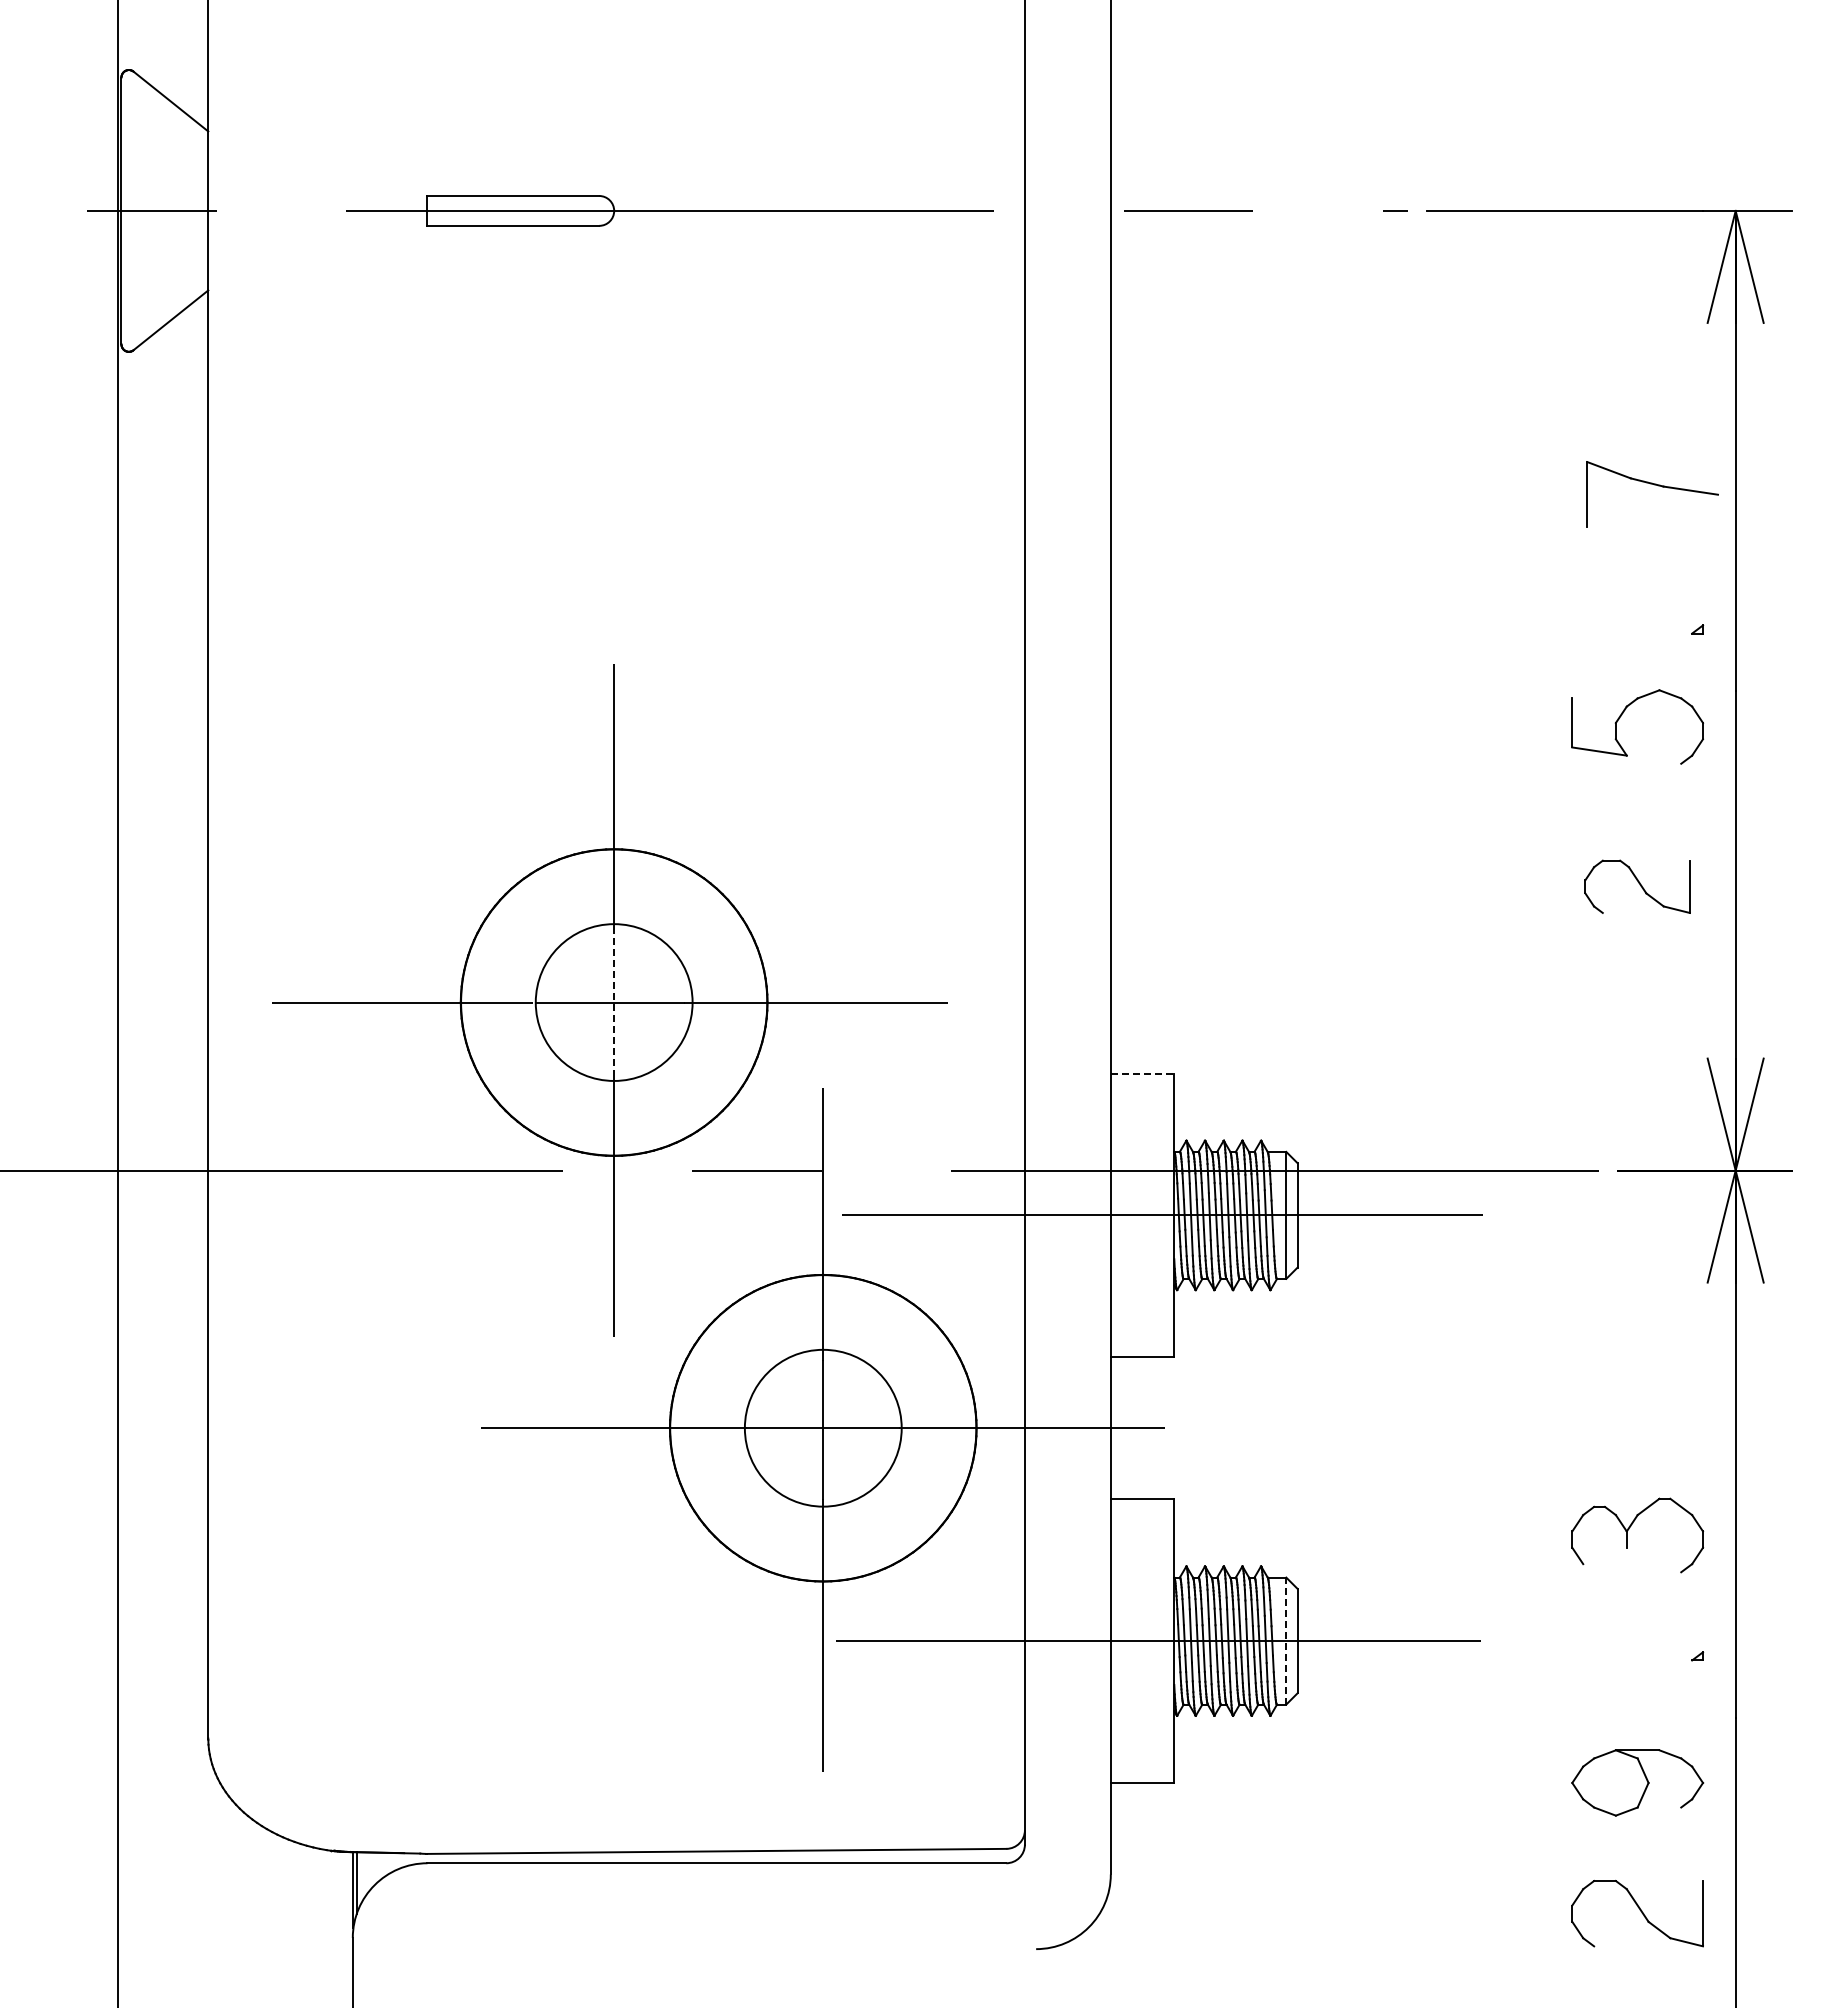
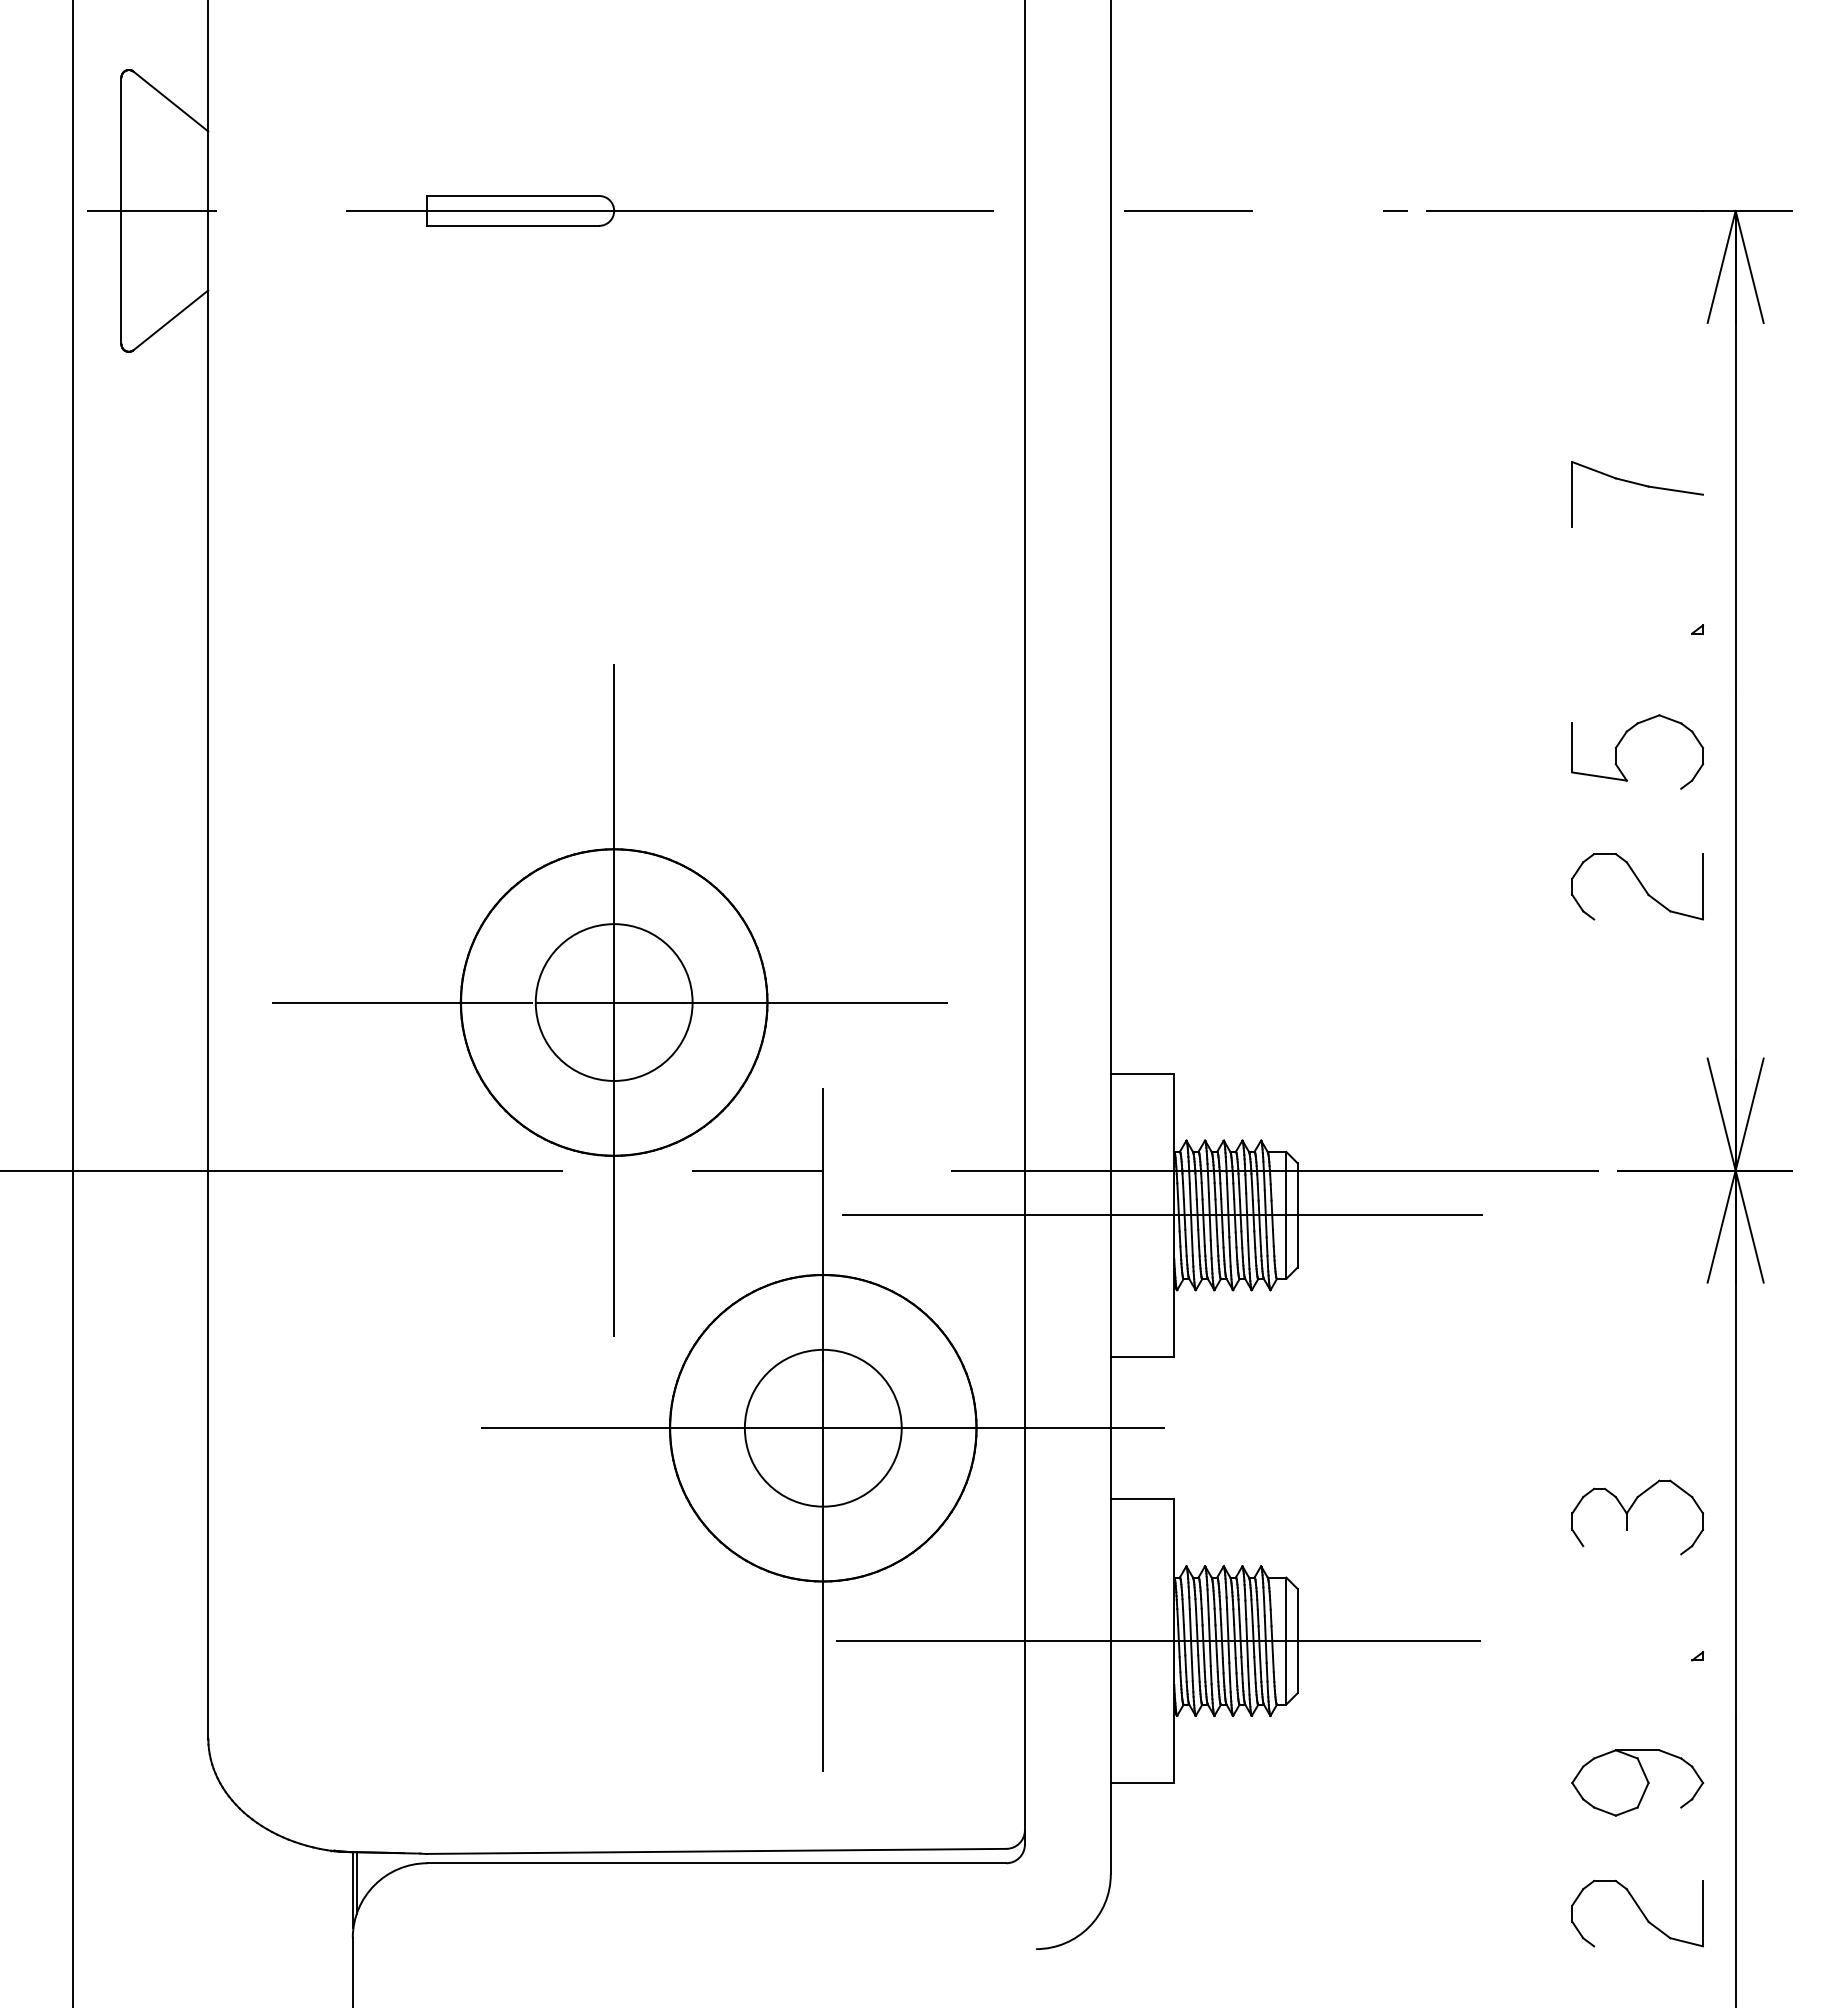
part position: (1654, 485) -> (1639, 485) (1639, 485)
part position: (1621, 716) -> (1621, 741) (1621, 741)
part size: 107x55 px -> 133x68 px (1637, 886)
line: dashed -> solid (614, 1002)
line position: (117, 1003) -> (72, 1003) (72, 1003)
line: dashed -> solid (1142, 1073)
part position: (1629, 1529) -> (1629, 1511) (1629, 1511)
line: dashed -> solid (1286, 1640)
